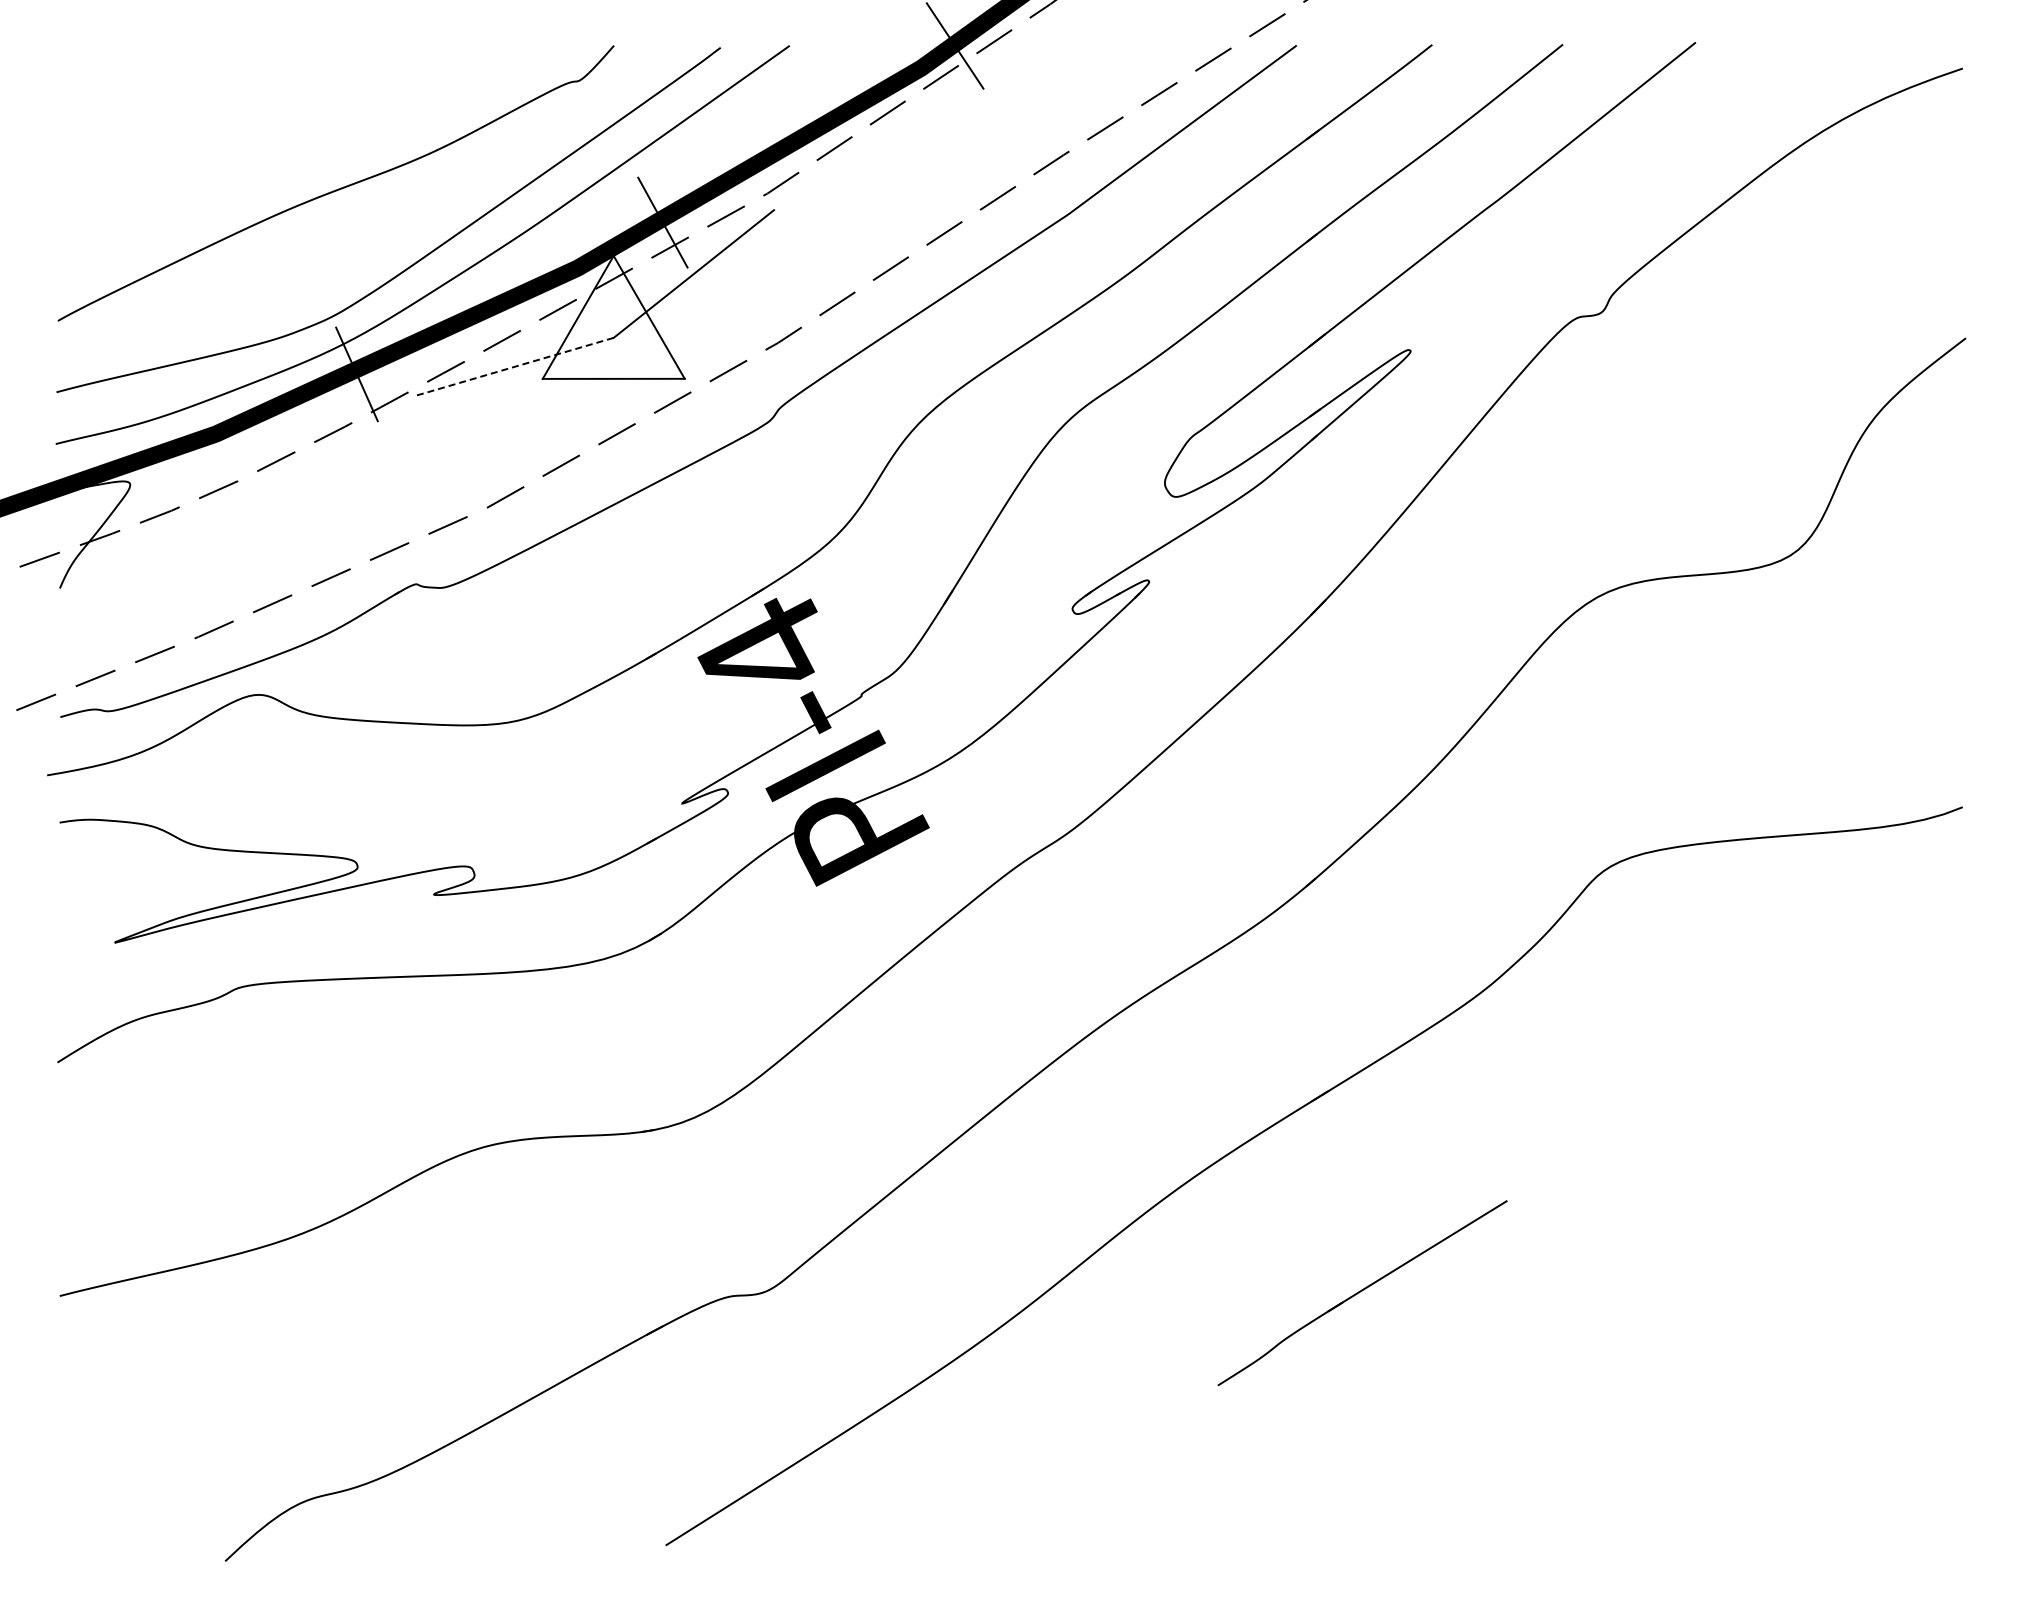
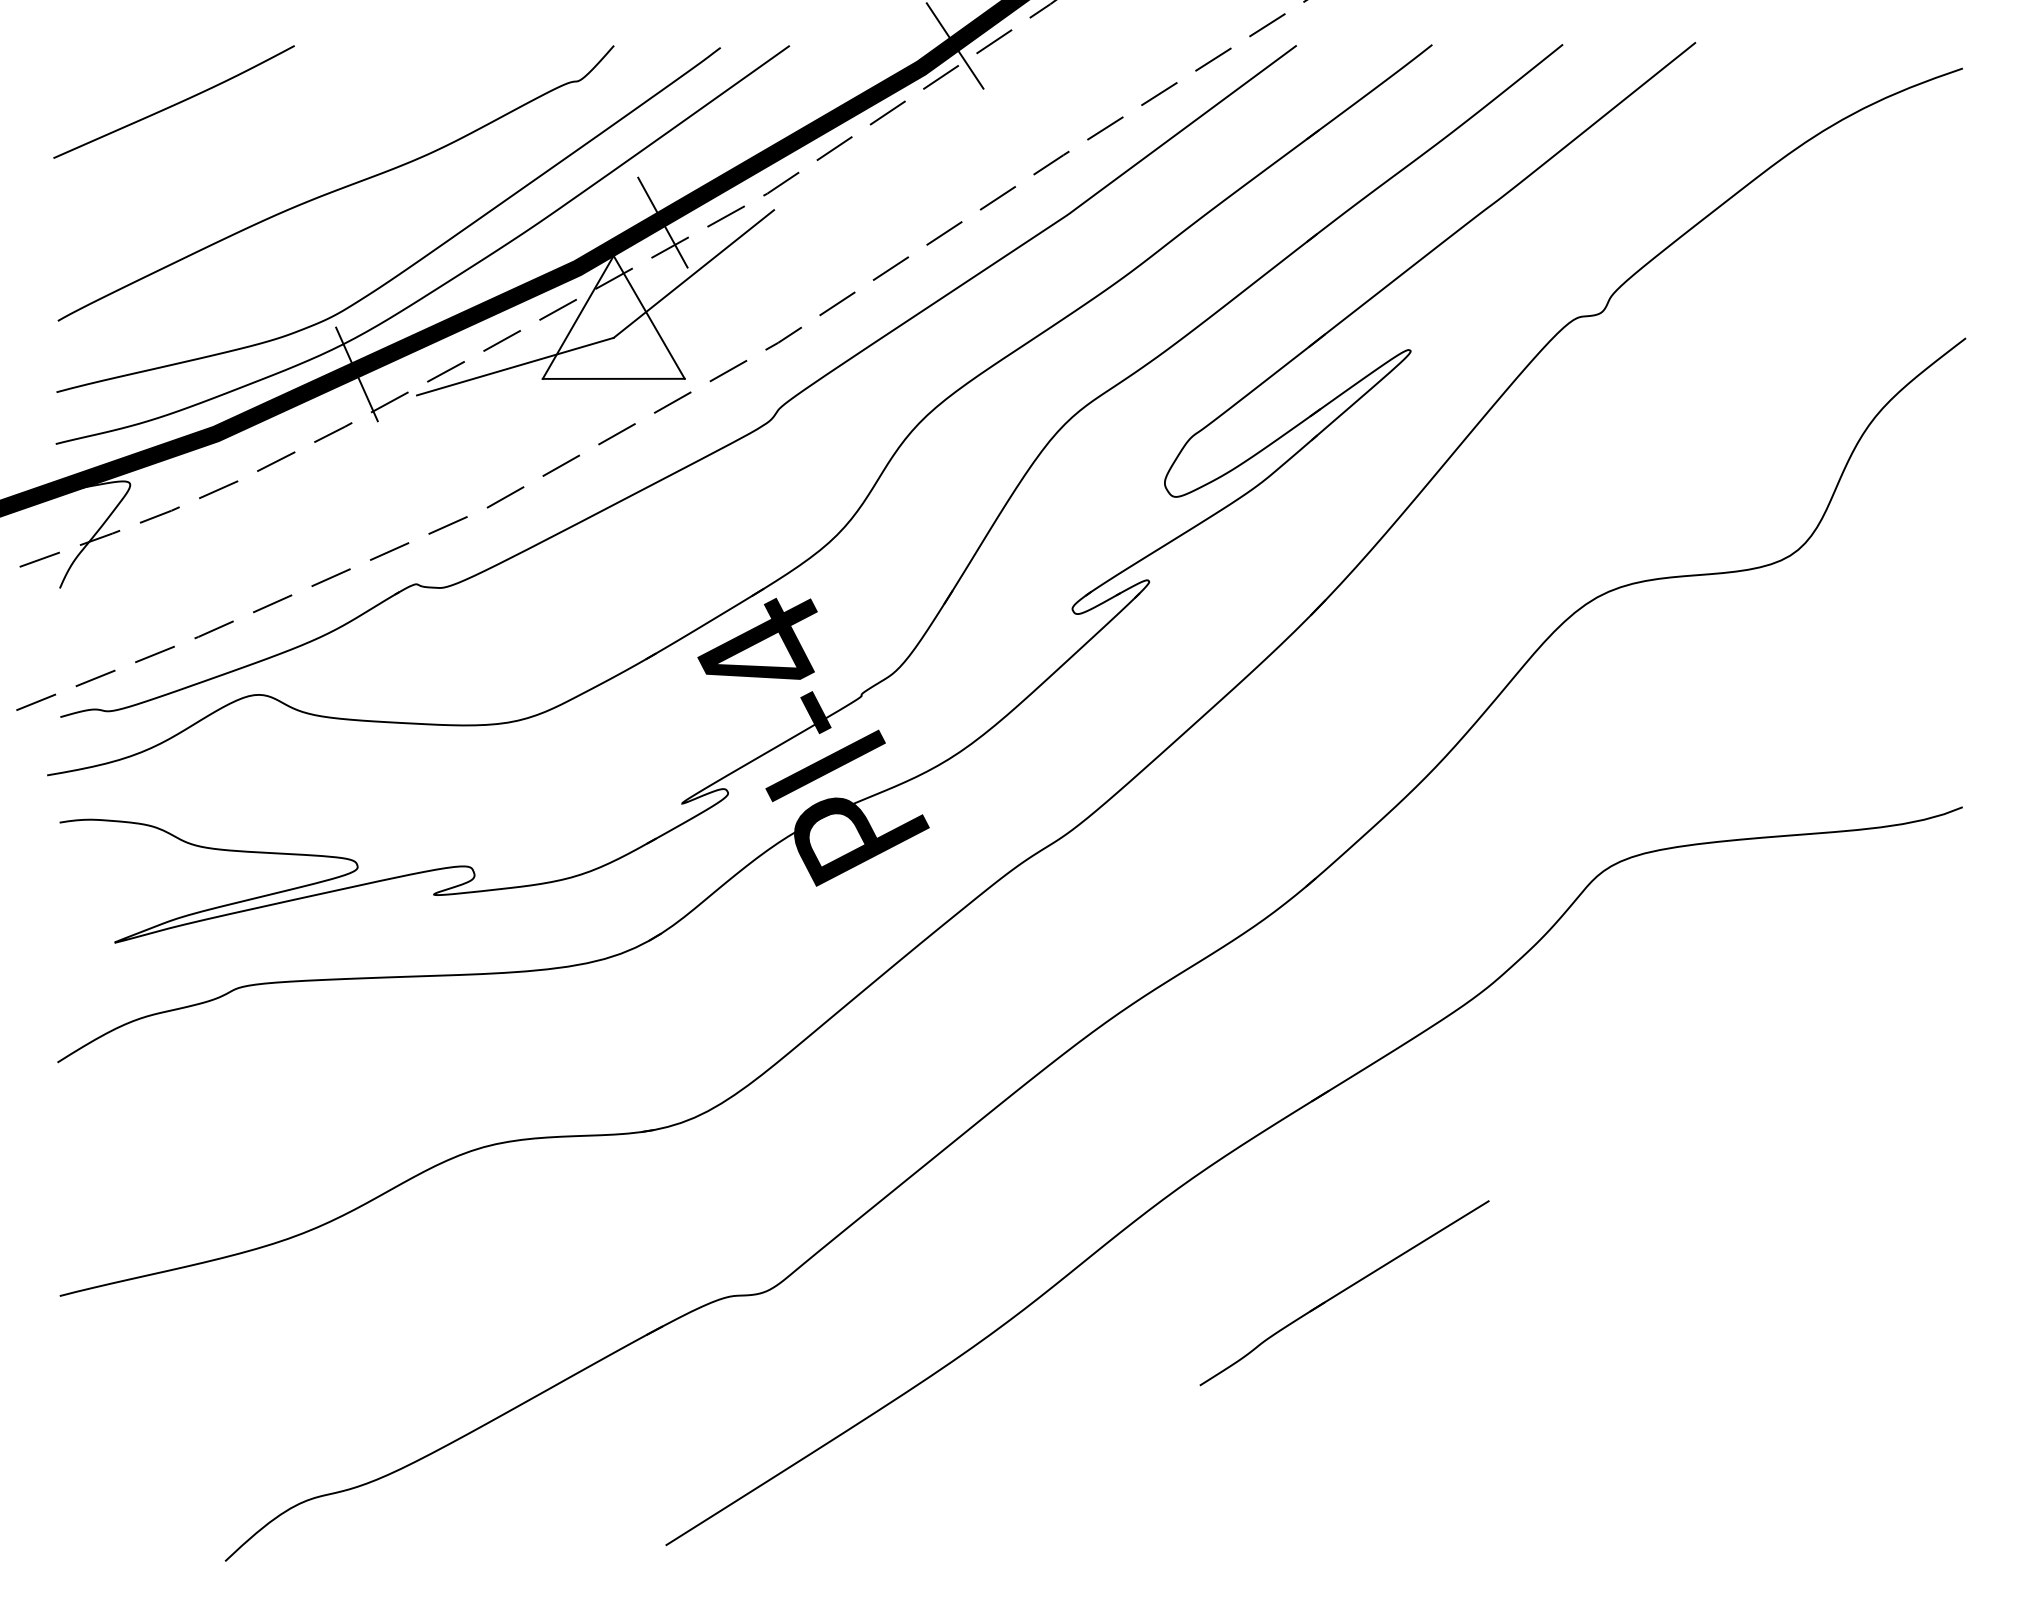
curve: none -> present (175, 103)
line: dashed -> solid (514, 366)
part position: (1362, 1293) -> (1344, 1293) (1344, 1293)
